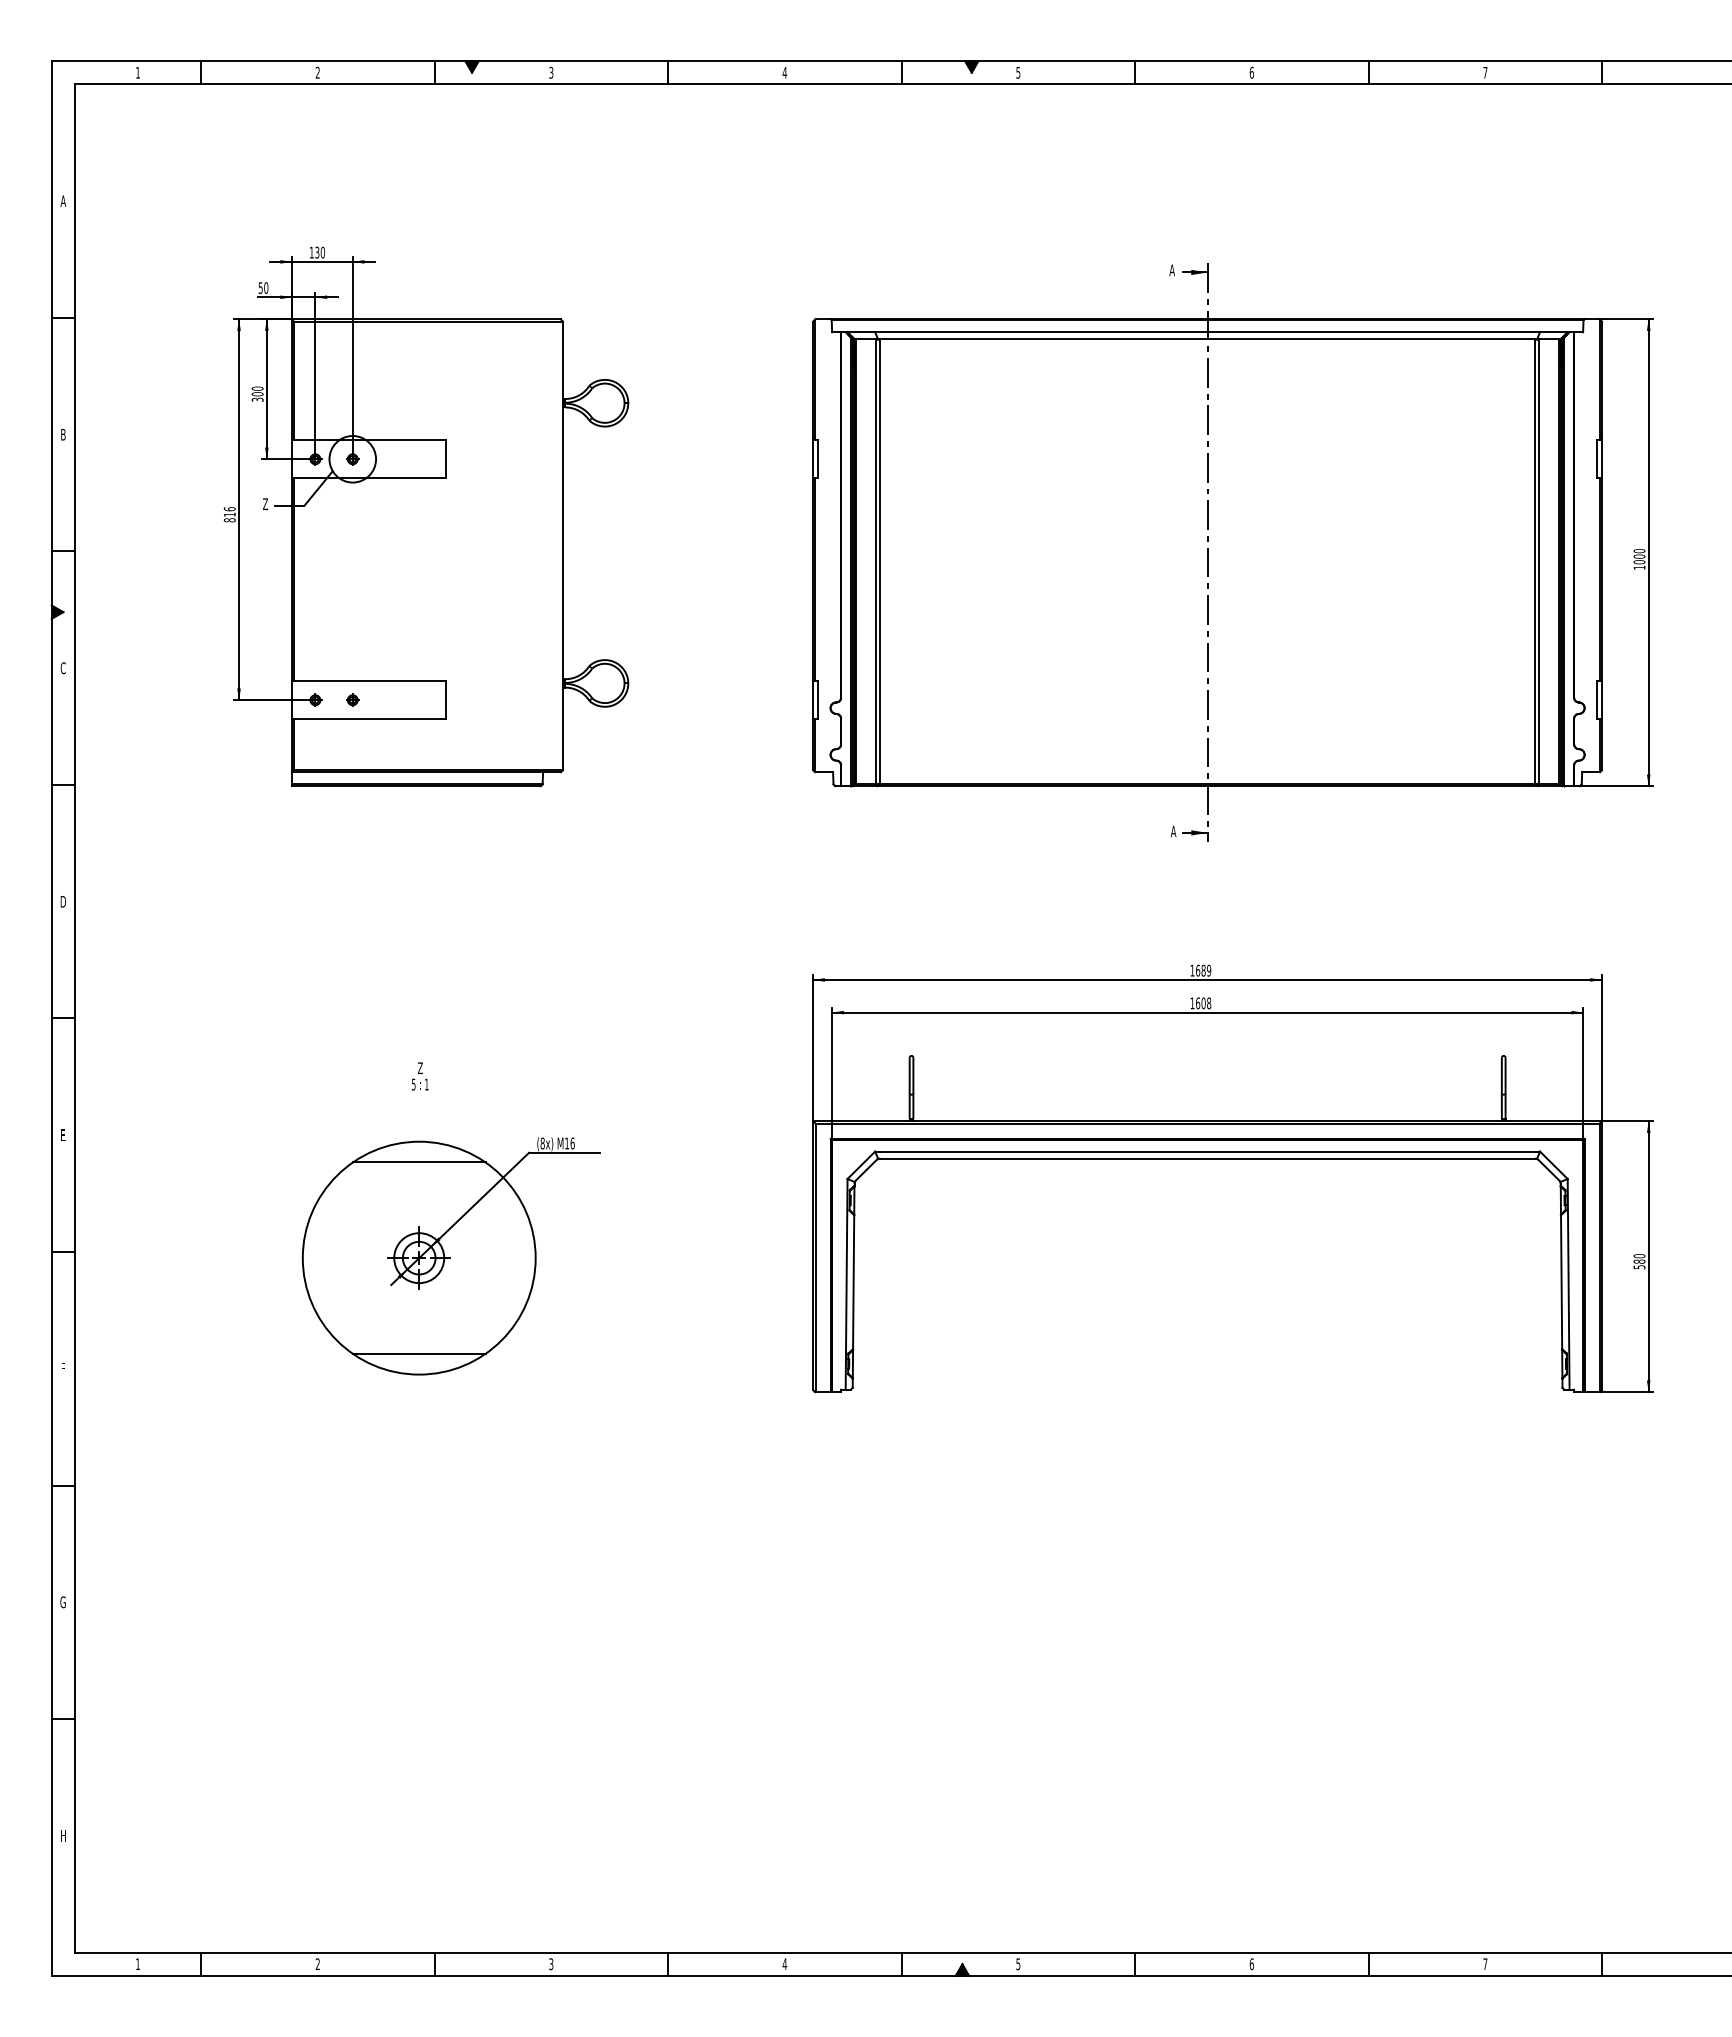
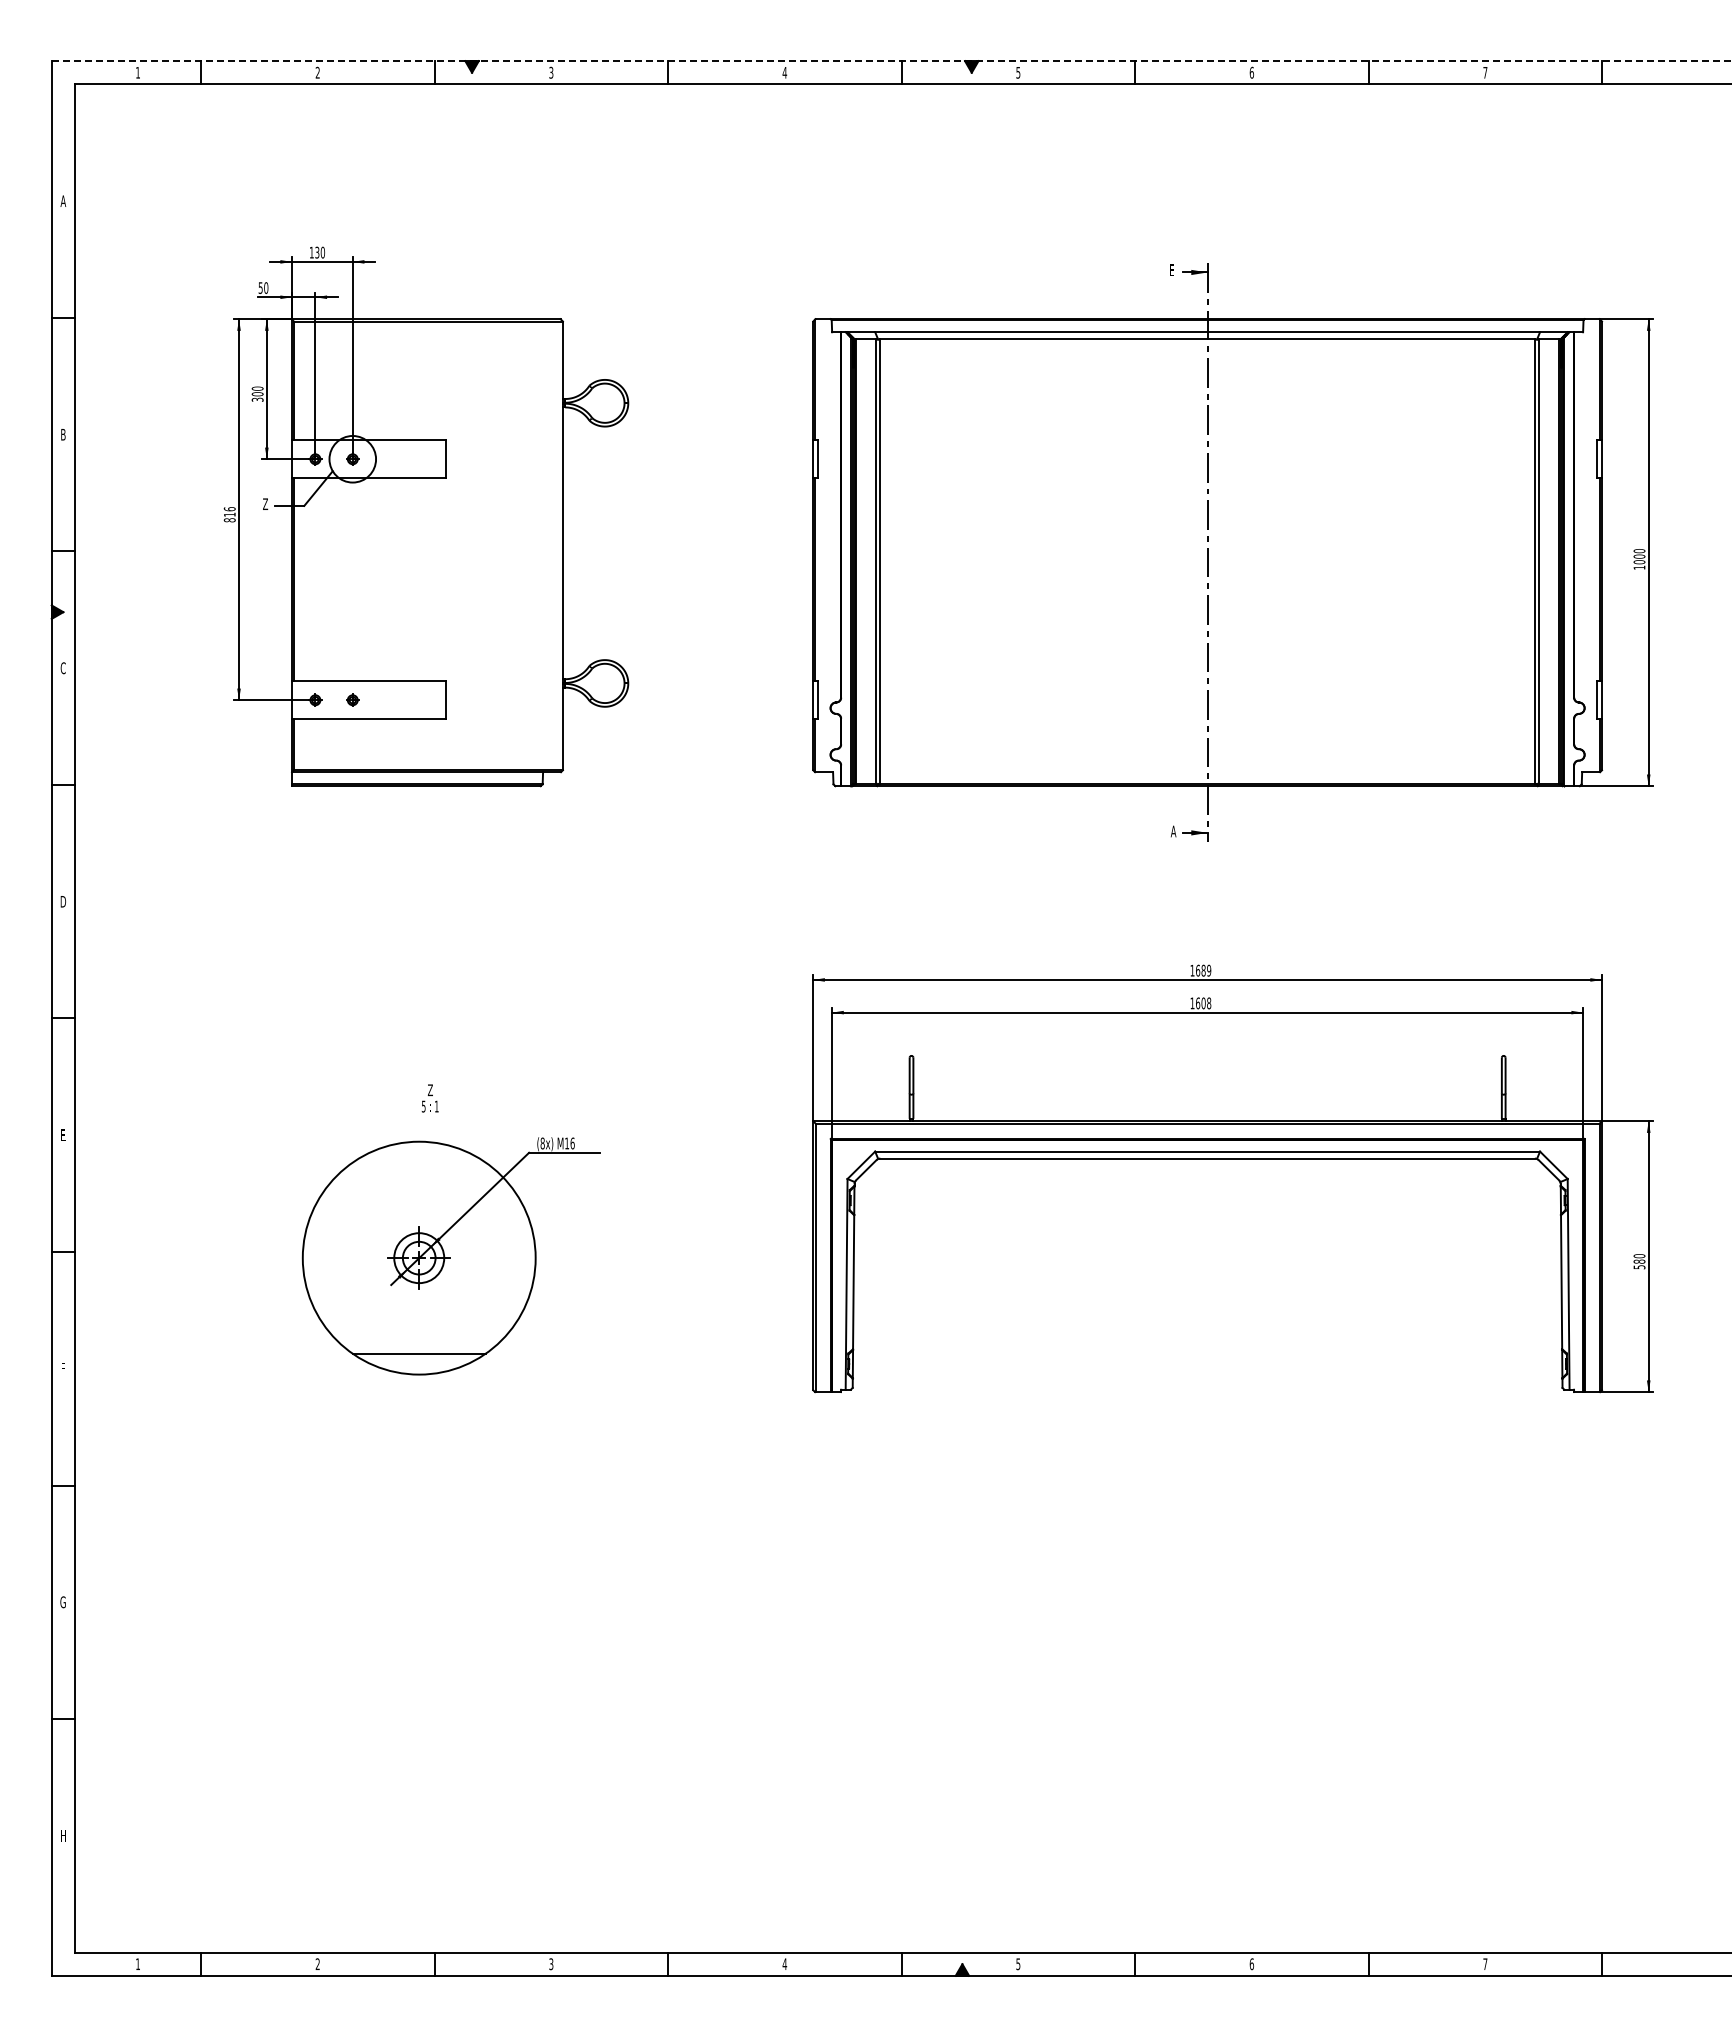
line: solid -> dashed (891, 61)
text: A -> E (1171, 270)
text position: (419, 1076) -> (429, 1098) (429, 1098)
line: present -> none (418, 1162)
